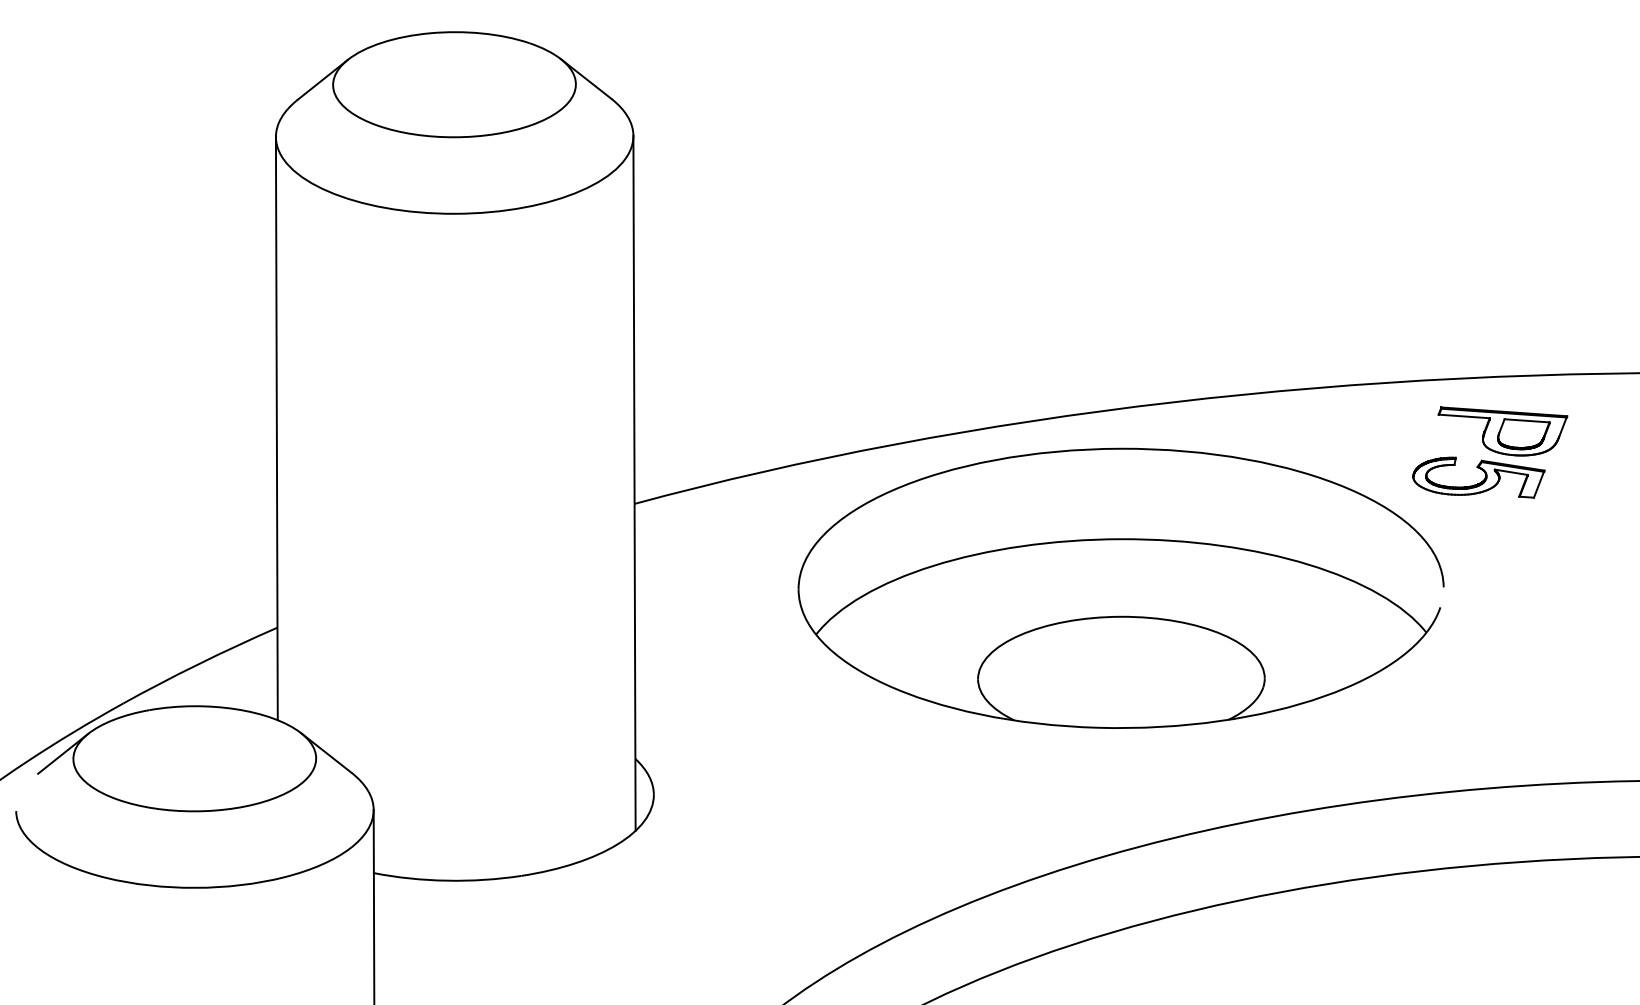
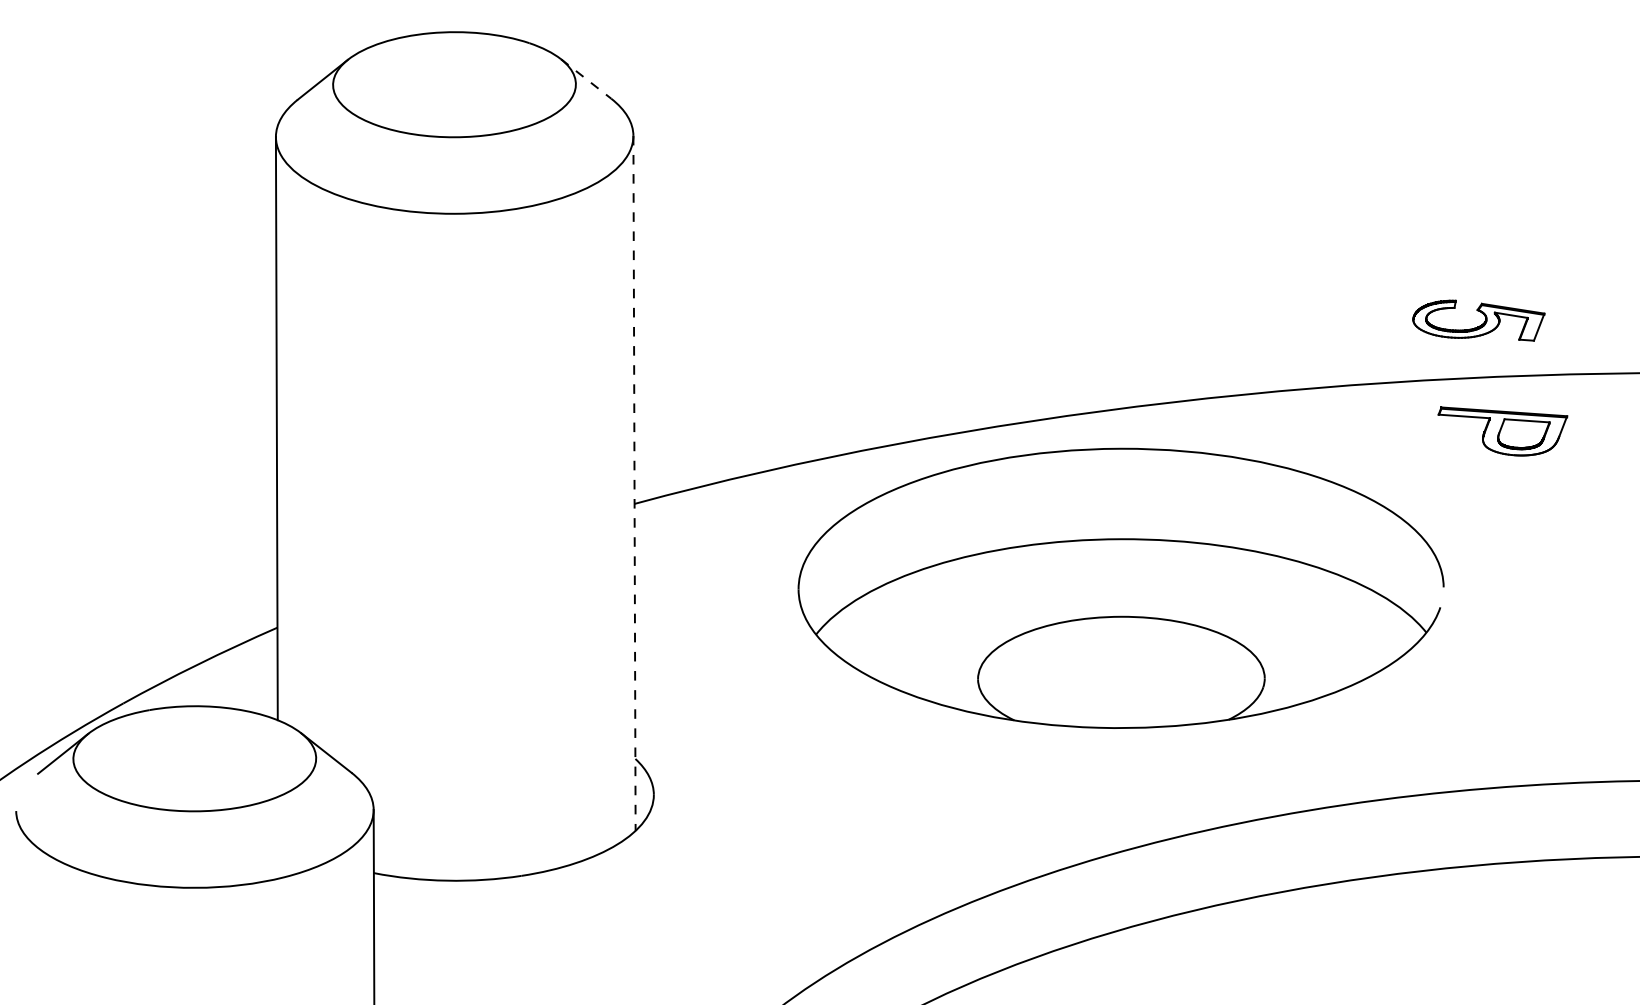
line: solid -> dashed (586, 79)
part position: (1478, 477) -> (1478, 320) (1478, 320)
line: solid -> dashed (634, 483)
